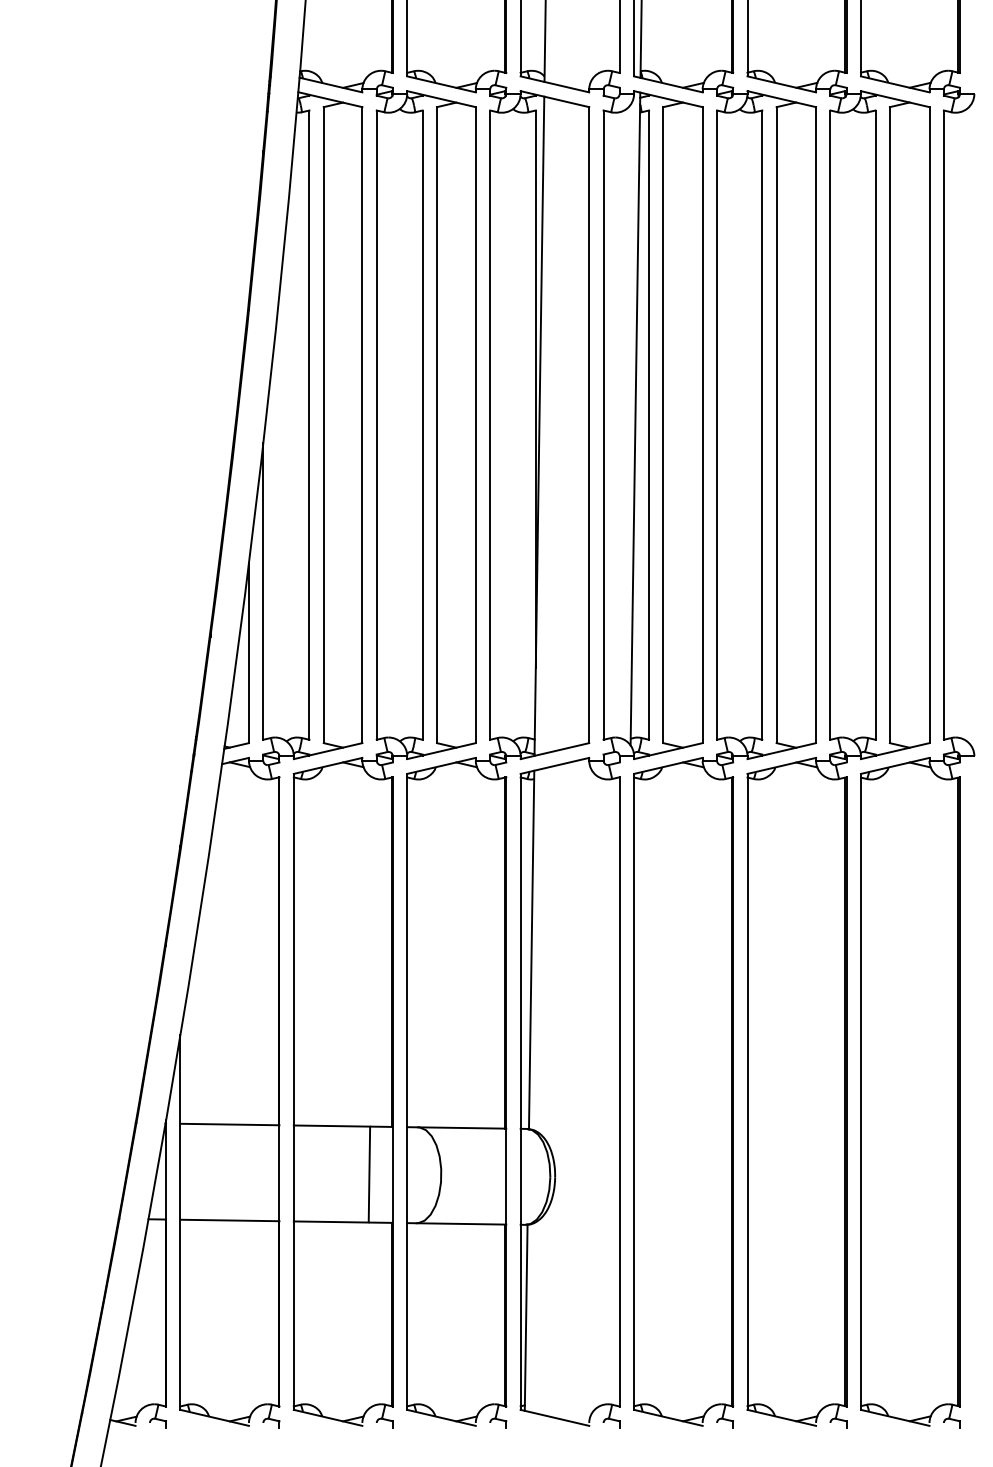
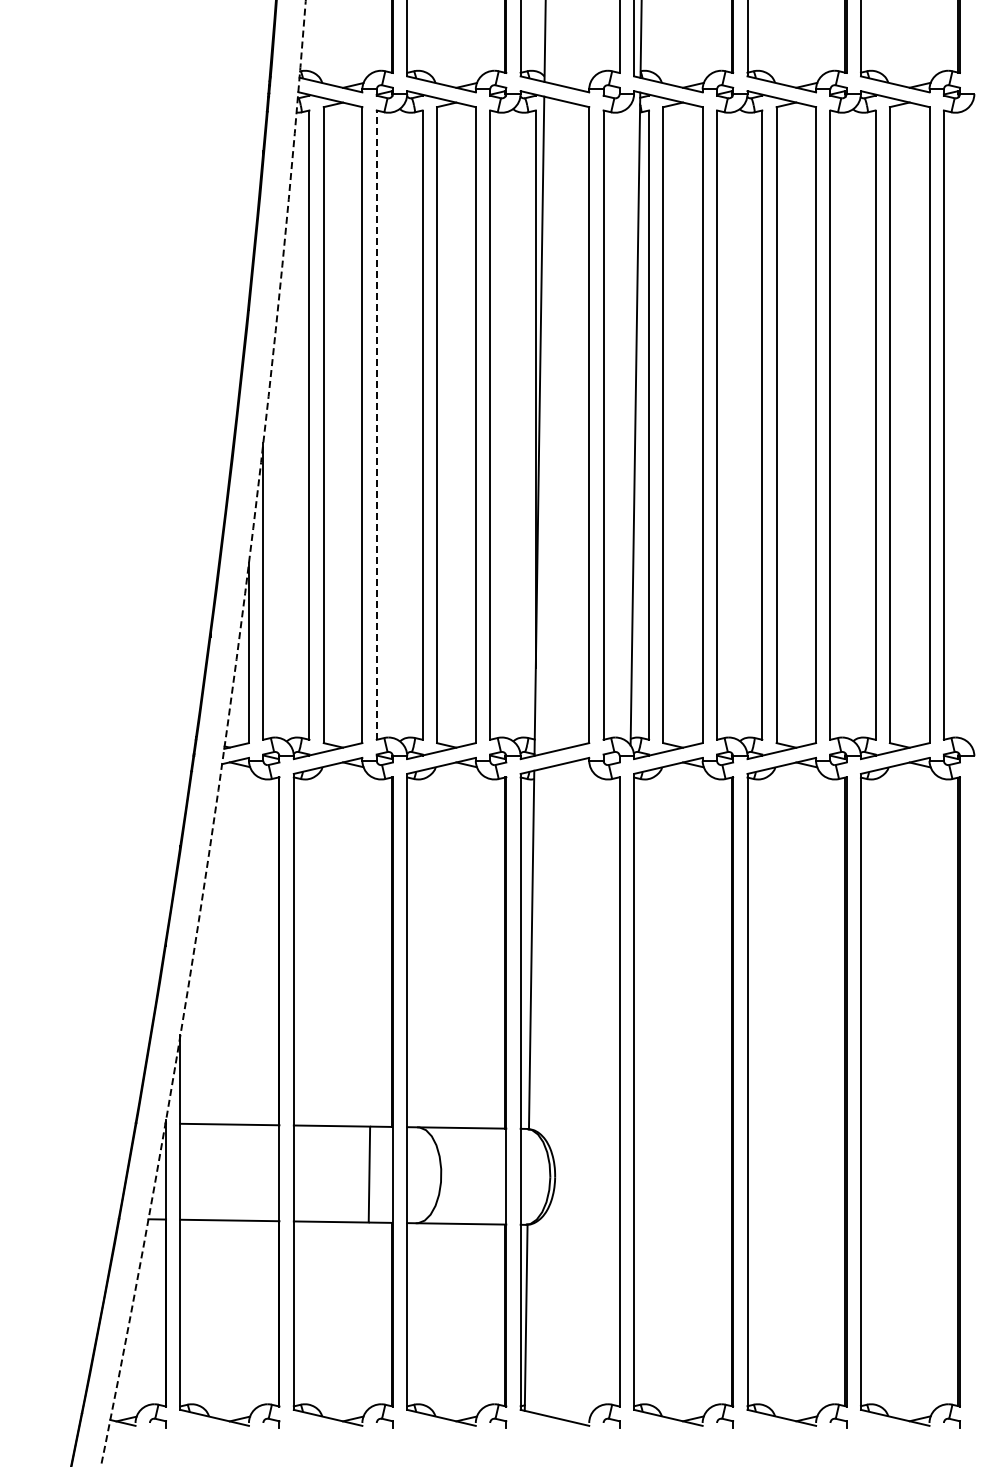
line: solid -> dashed (376, 425)
arc: solid -> dashed (226, 734)
